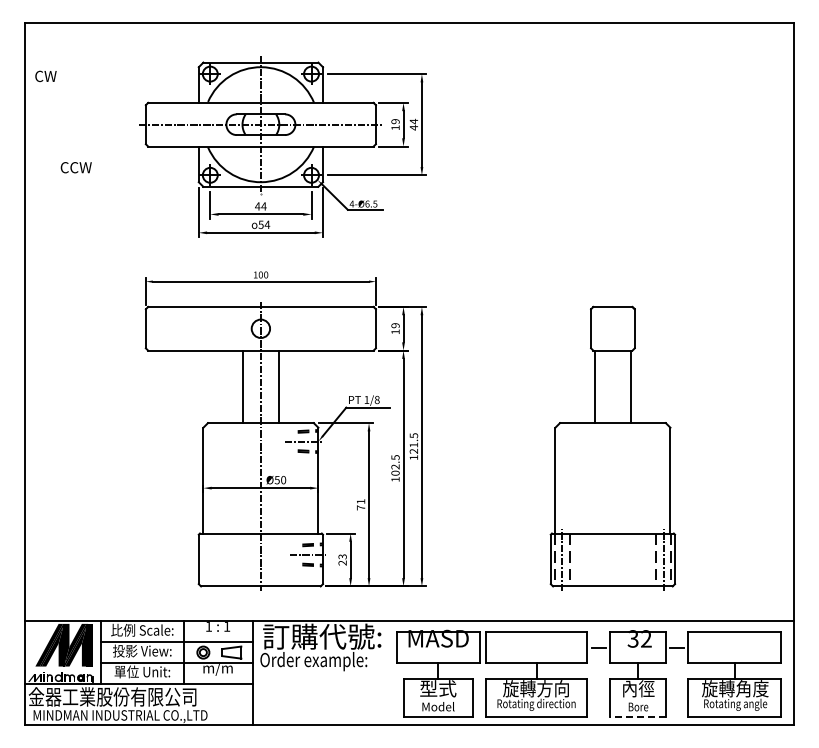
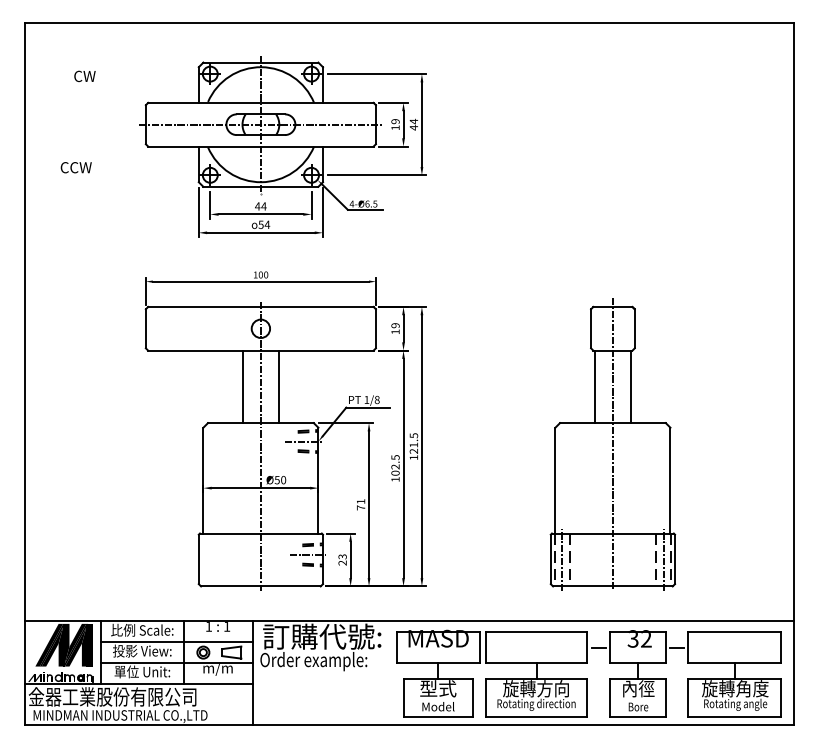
text position: (45, 76) -> (84, 76) (84, 76)
line: none -> present (612, 444)
line: dashed -> solid (638, 716)
